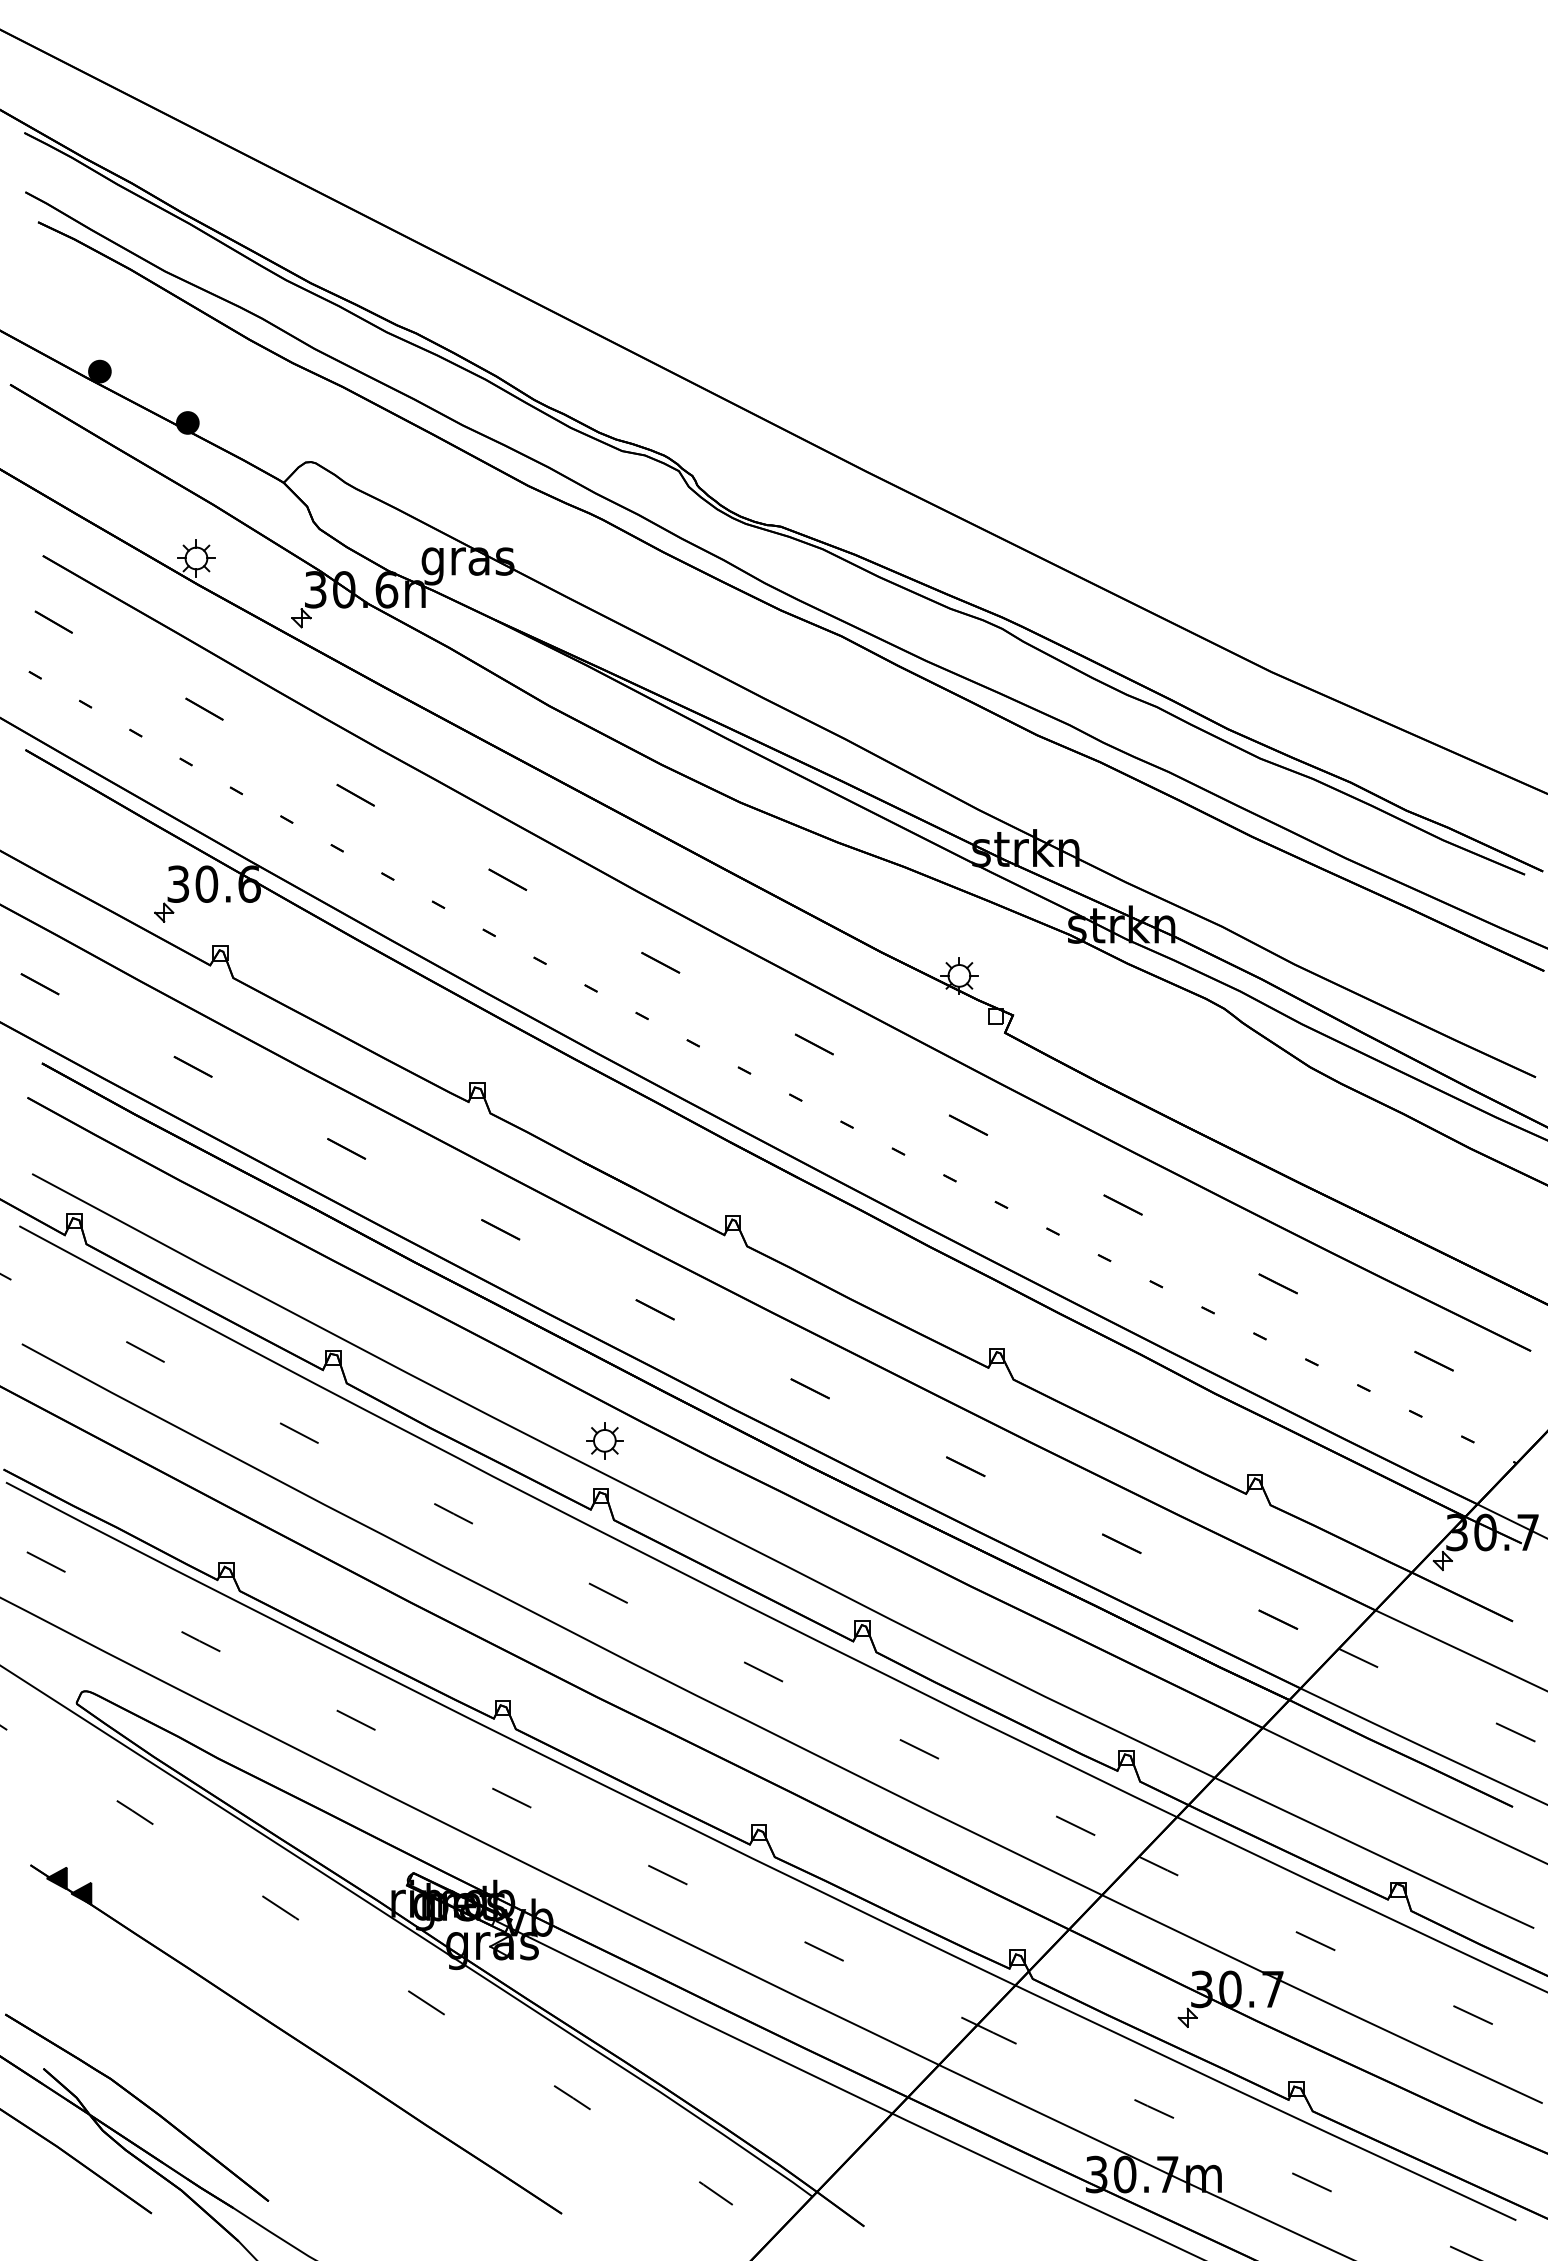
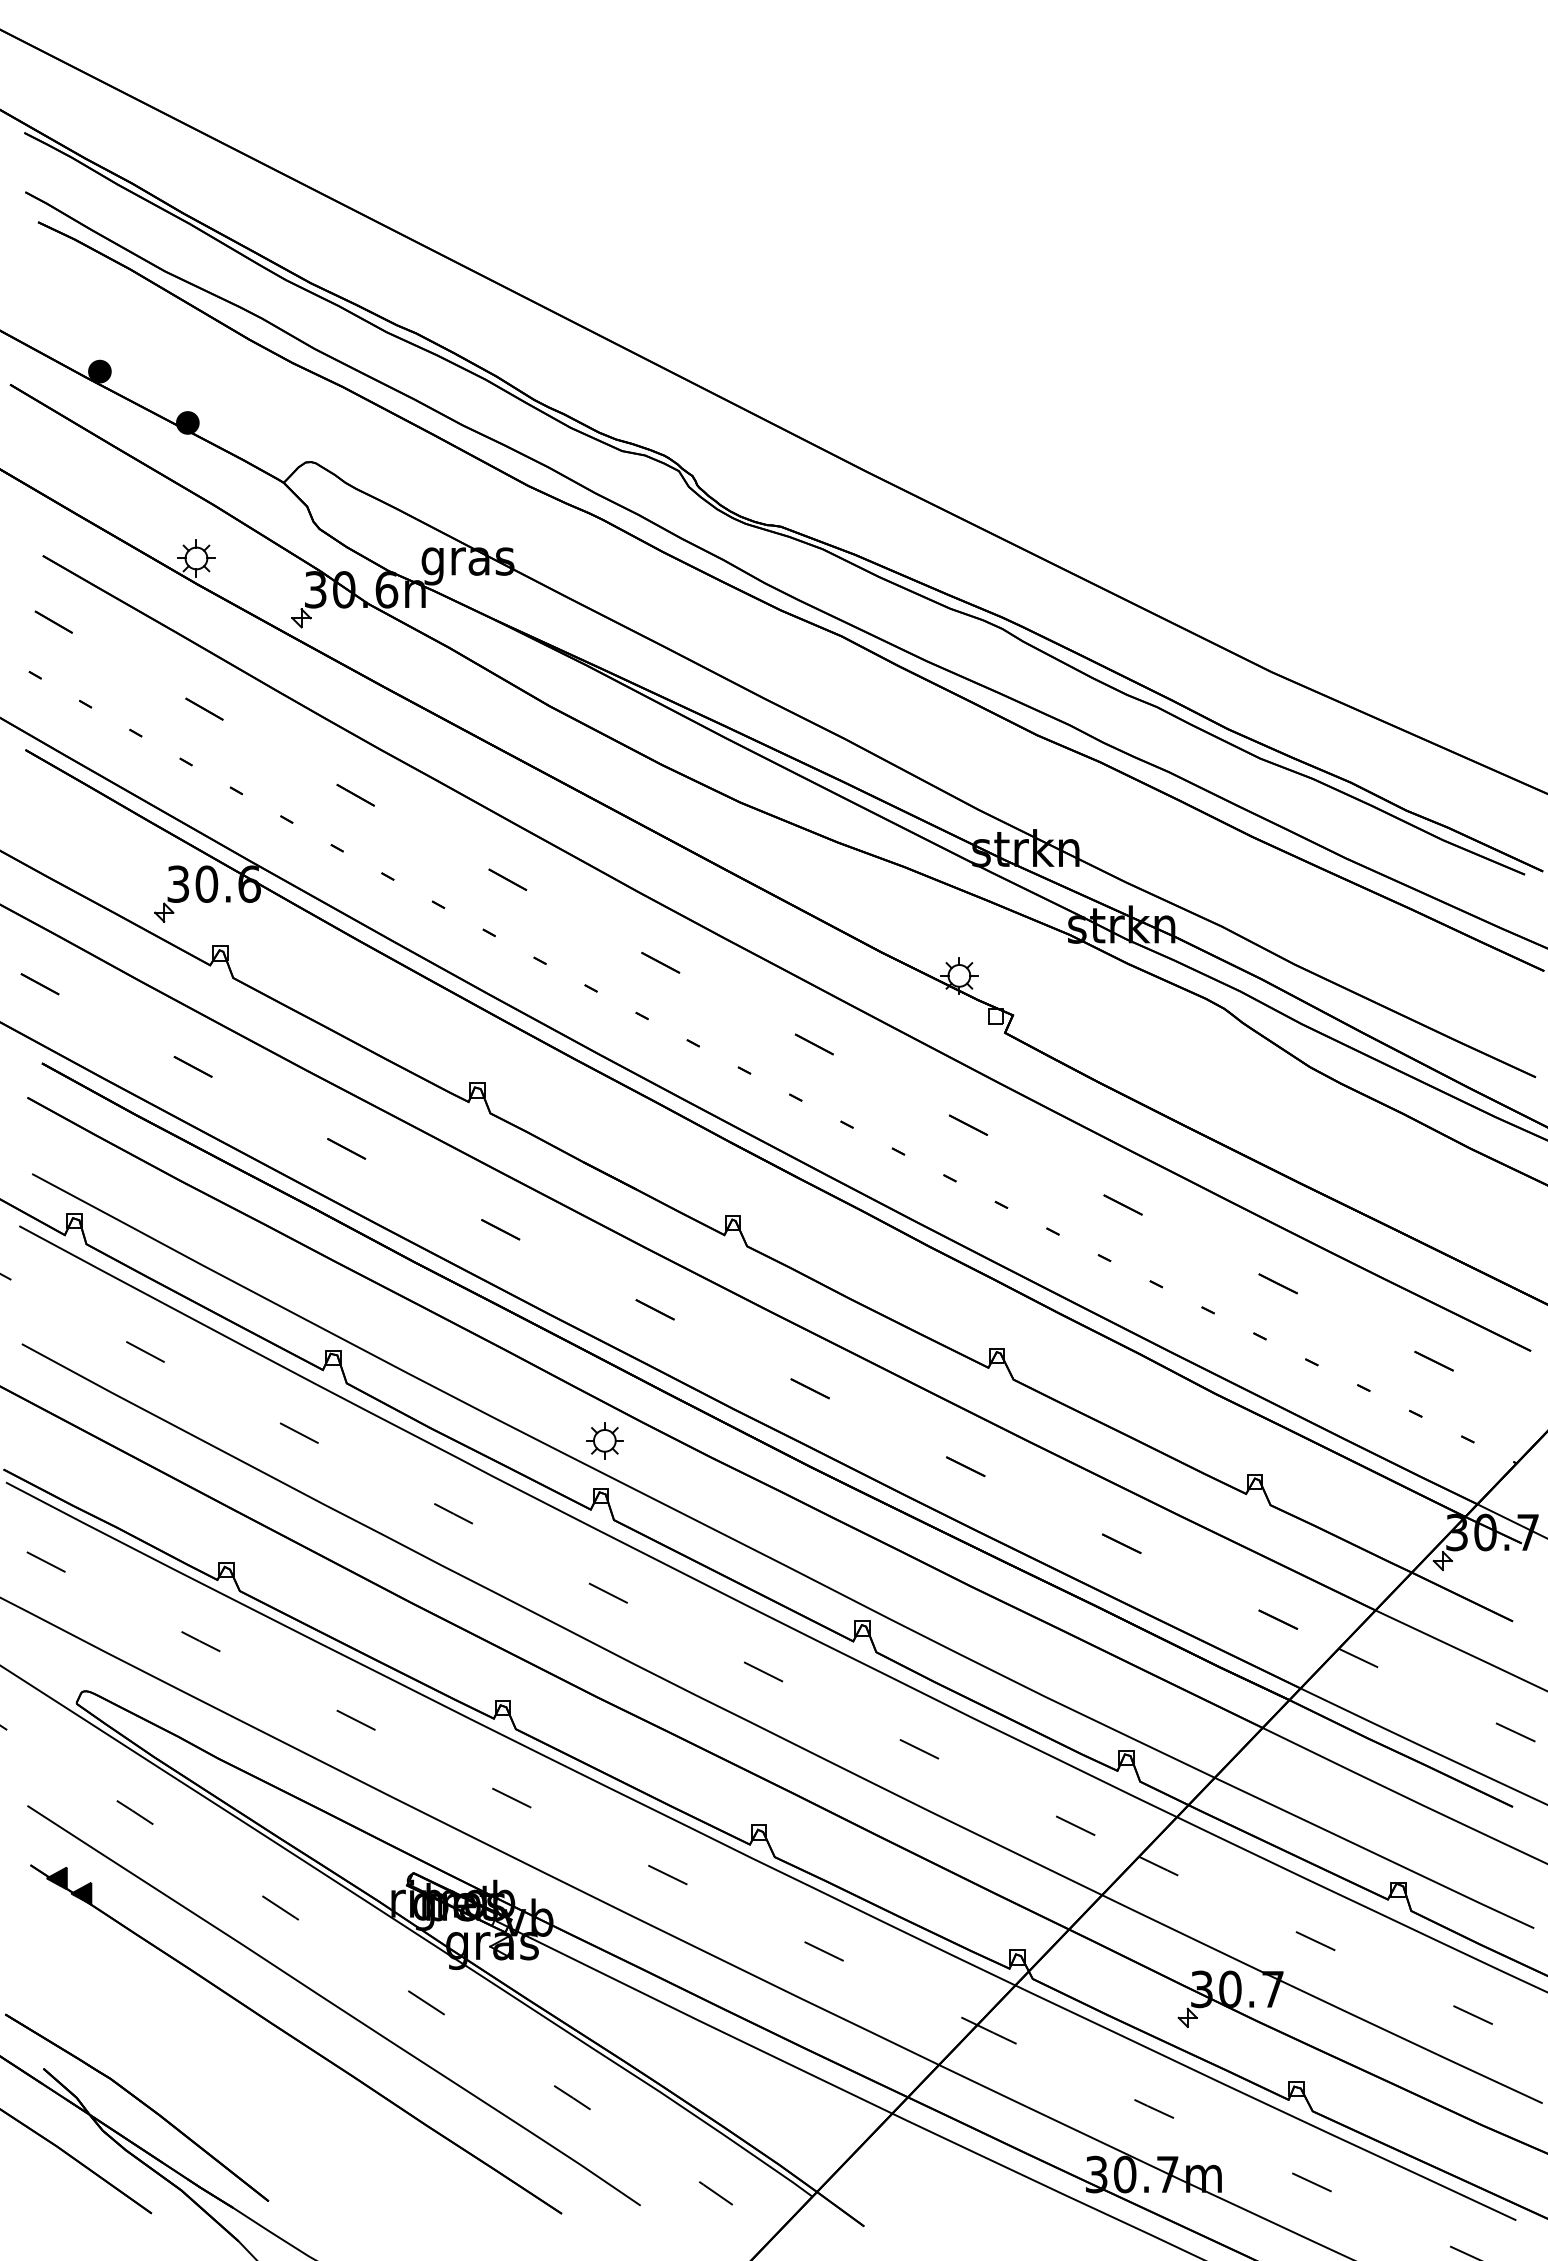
curve: none -> present (333, 2005)
